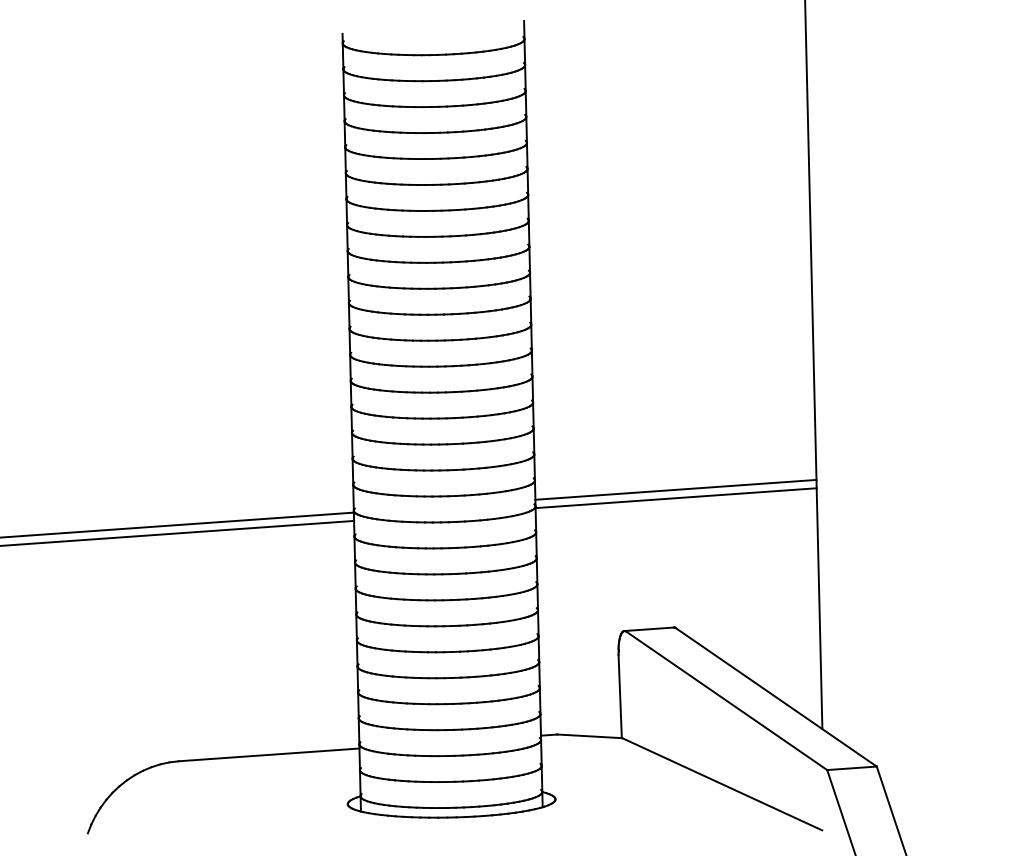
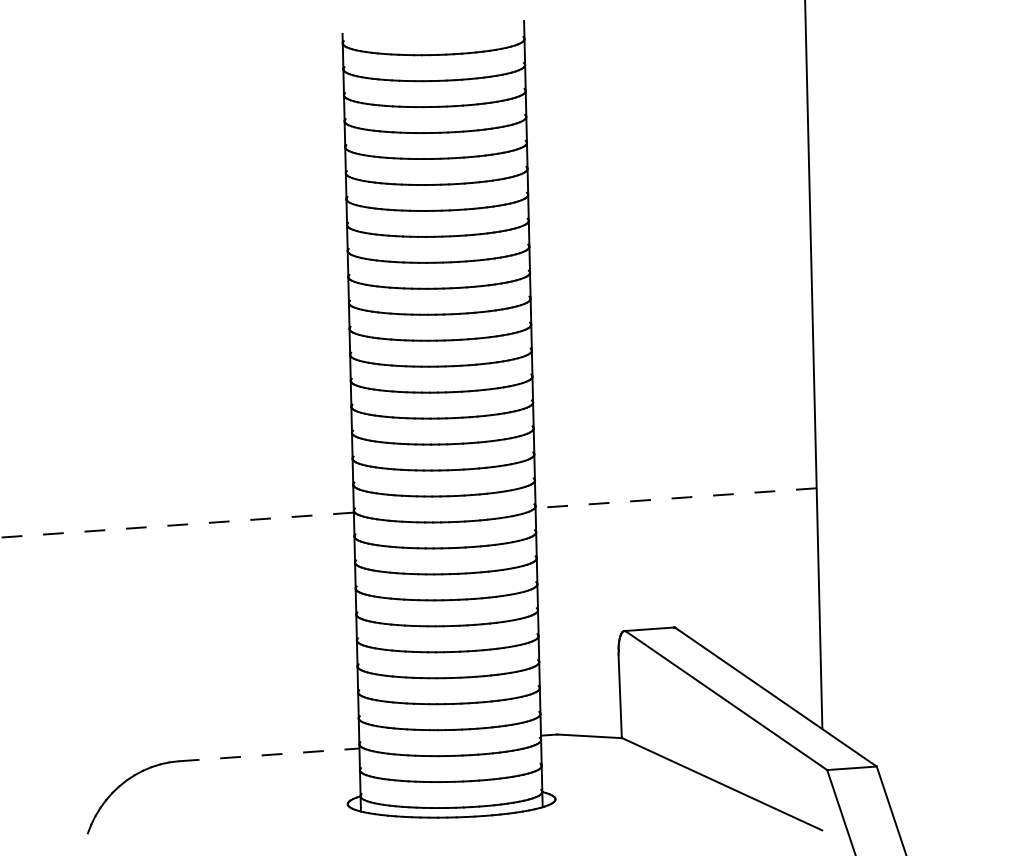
line: present -> none (675, 489)
line: solid -> dashed (676, 498)
line: solid -> dashed (176, 525)
line: present -> none (178, 532)
line: solid -> dashed (269, 754)
